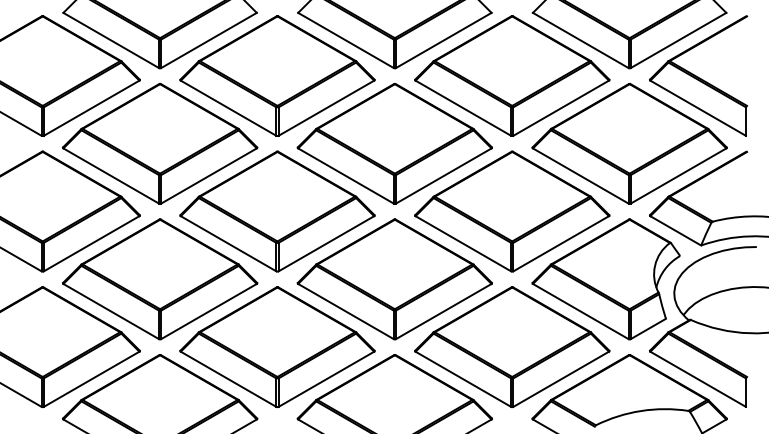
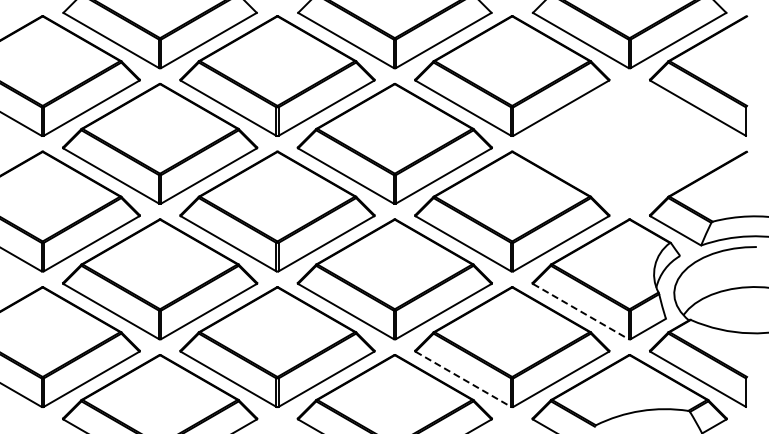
part: present -> none (629, 143)
line: solid -> dashed (581, 311)
line: solid -> dashed (463, 379)
